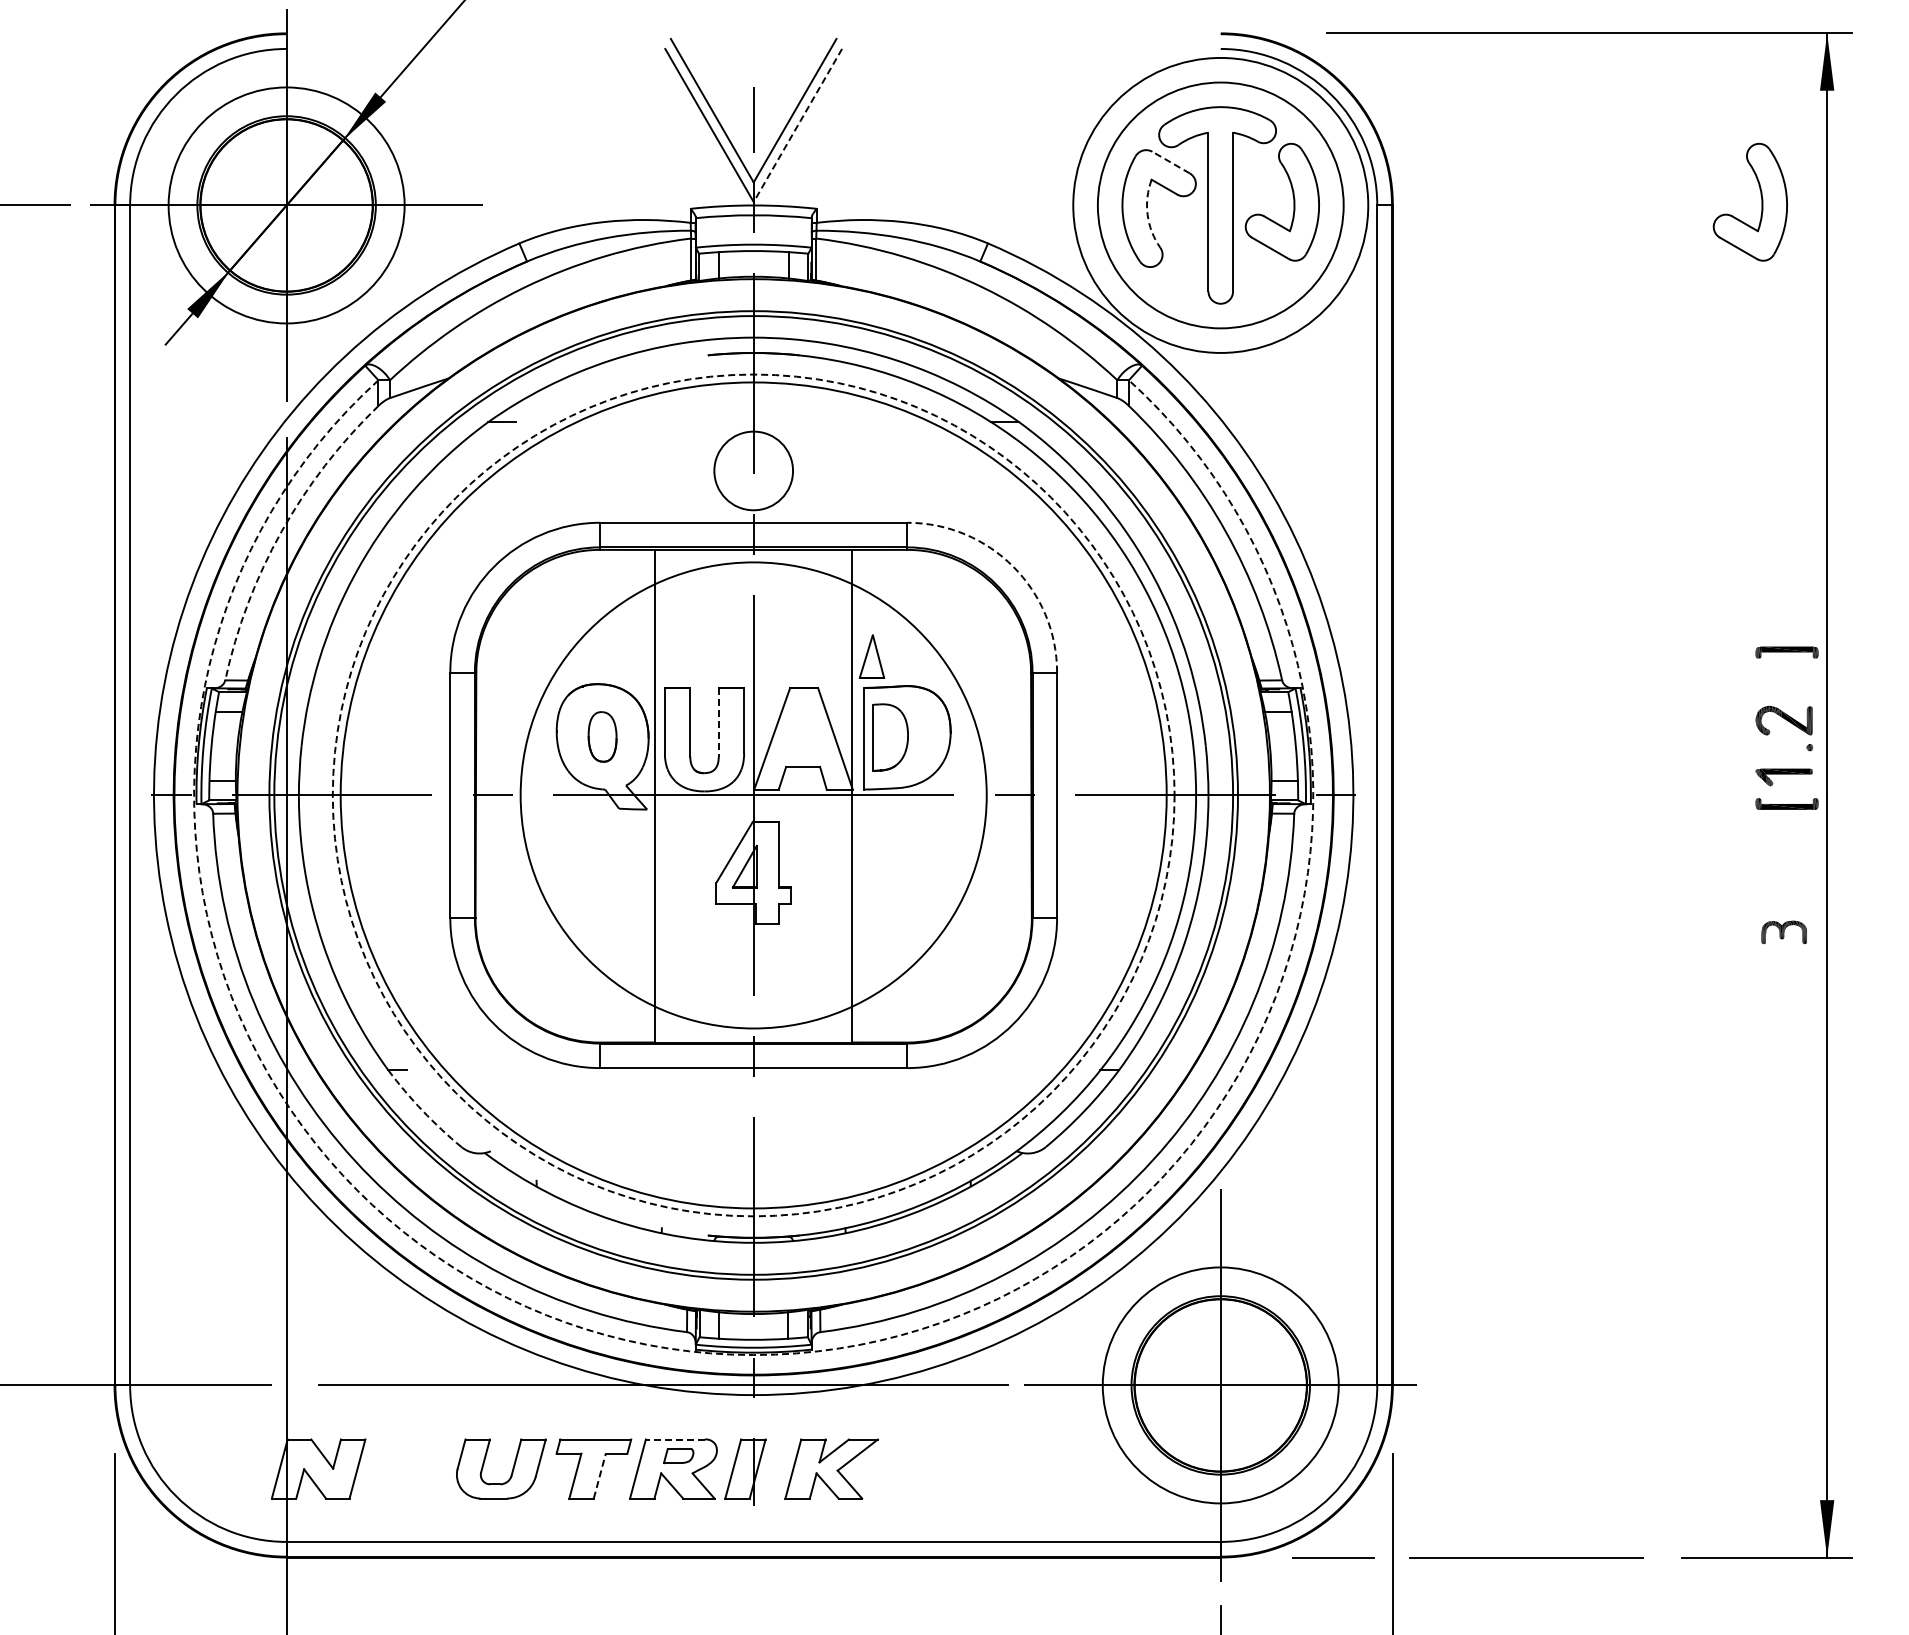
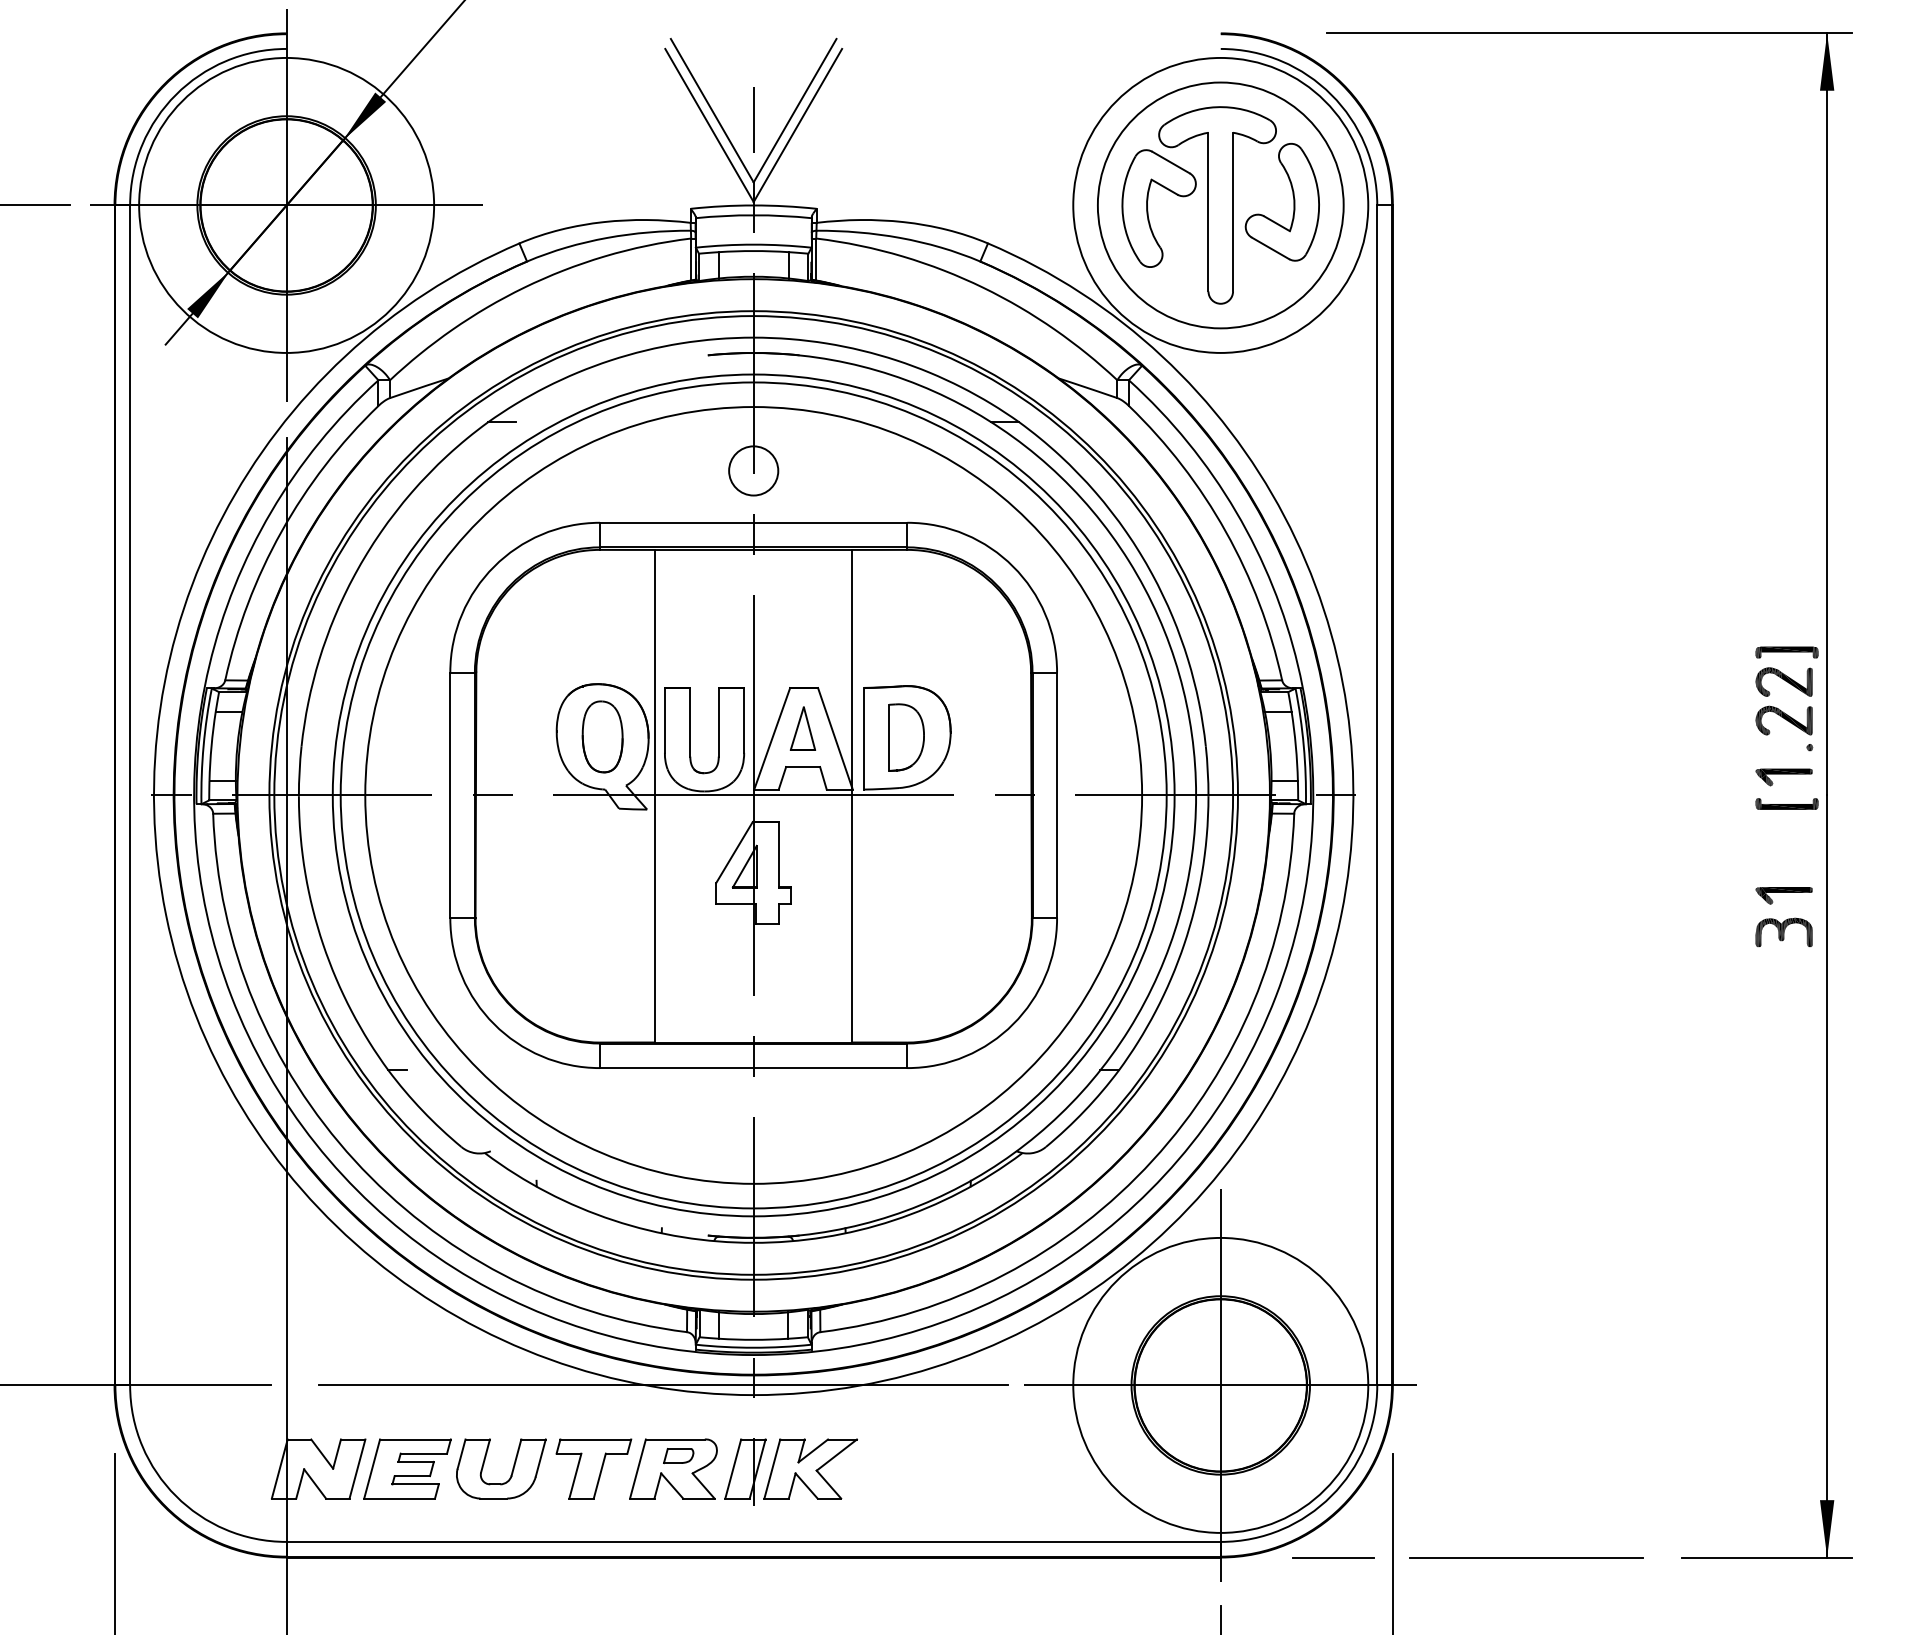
line: dashed -> solid (797, 125)
line: dashed -> solid (1171, 162)
part: present -> none (1761, 202)
circle diameter: 236 px -> 295 px (286, 204)
arc: dashed -> solid (1147, 214)
circle diameter: 79 px -> 49 px (753, 470)
arc: dashed -> solid (281, 531)
arc: dashed -> solid (1013, 566)
part position: (871, 656) -> (802, 728) (802, 728)
part: none -> present (1783, 681)
line: dashed -> solid (718, 722)
part size: 31x52 px -> 43x74 px (602, 736)
part position: (890, 737) -> (906, 737) (906, 737)
circle diameter: 466 px -> 777 px (753, 795)
circle: dashed -> solid (753, 795)
part: none -> present (1783, 895)
part size: 46x24 px -> 58x30 px (1783, 931)
arc: dashed -> solid (422, 1110)
arc: dashed -> solid (753, 1355)
circle diameter: 236 px -> 295 px (1220, 1384)
line: dashed -> solid (674, 1439)
part: none -> present (407, 1468)
part position: (831, 1468) -> (810, 1468) (810, 1468)
line: dashed -> solid (599, 1475)
